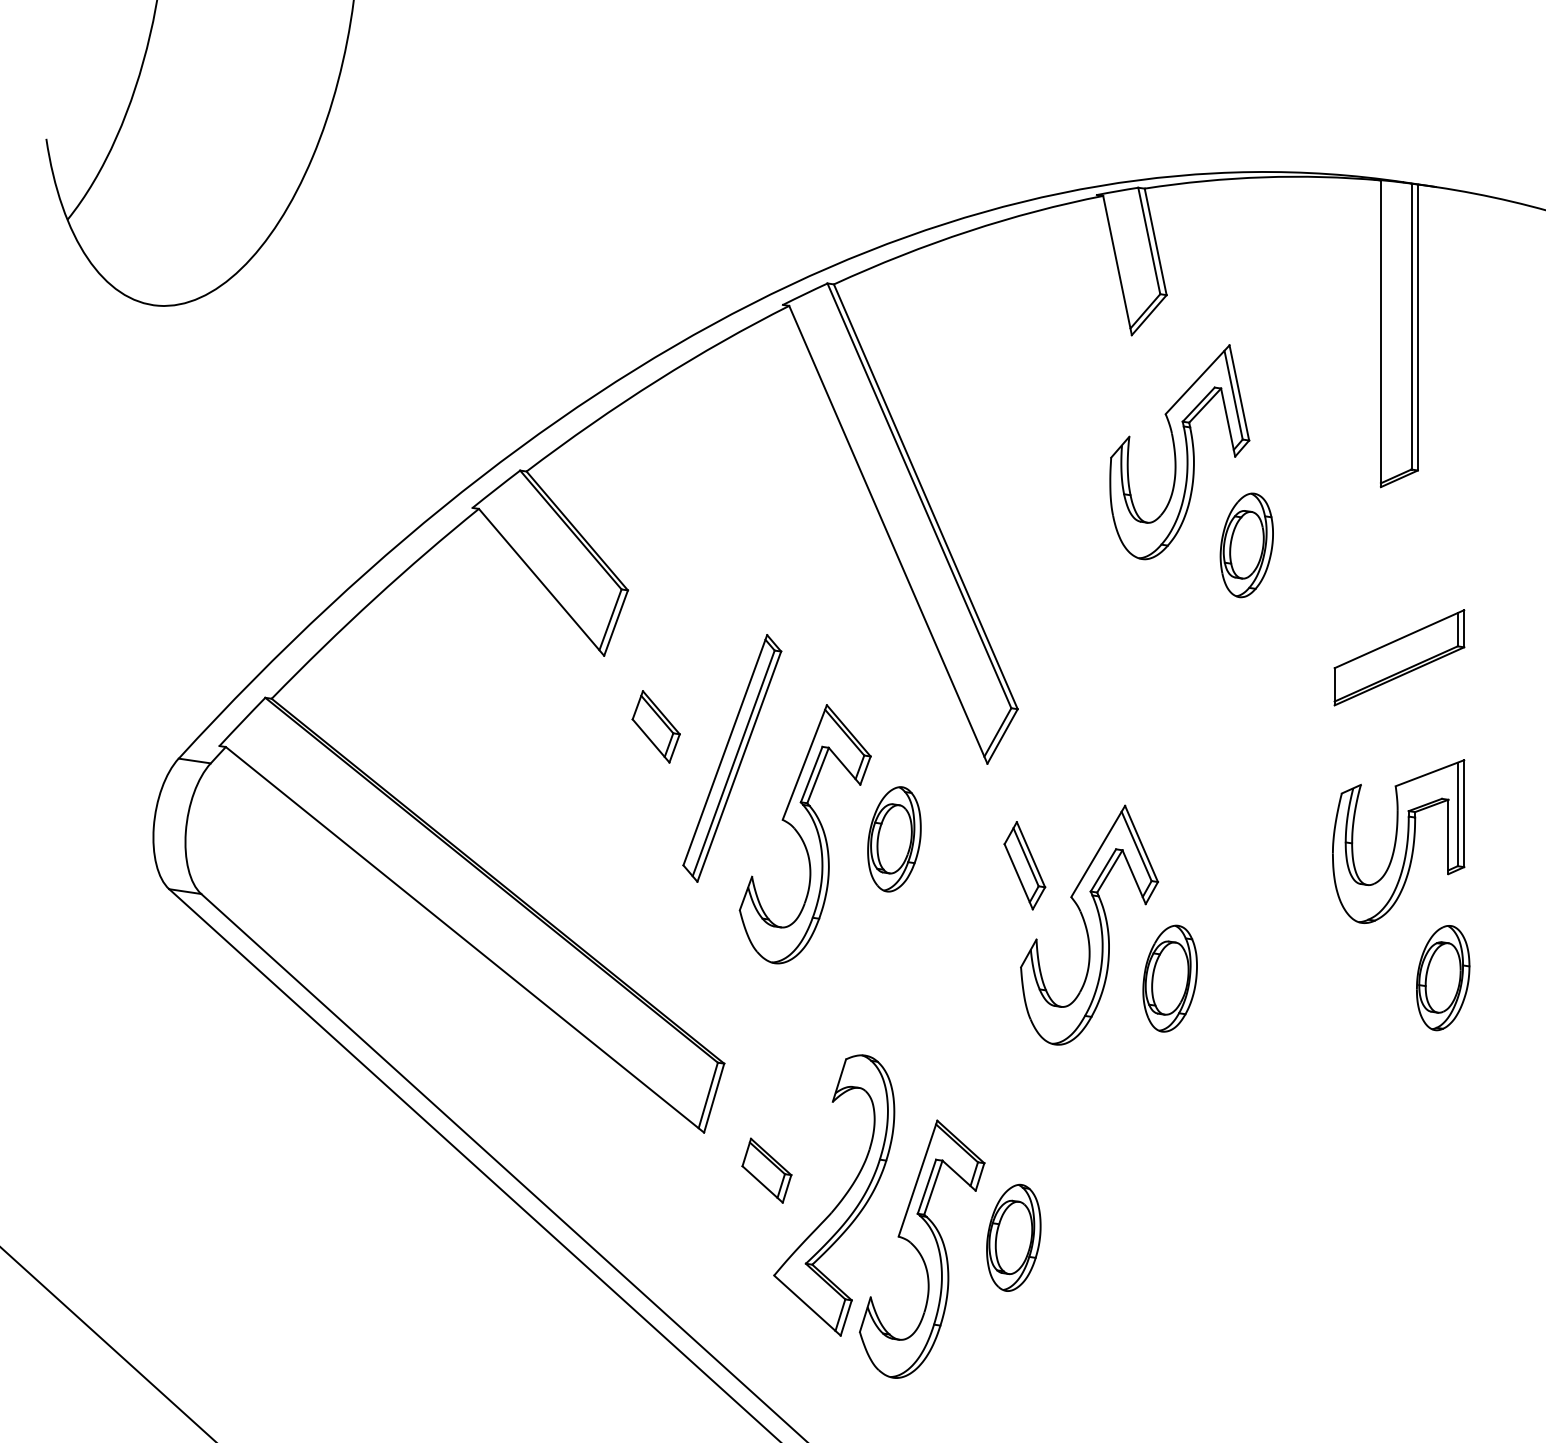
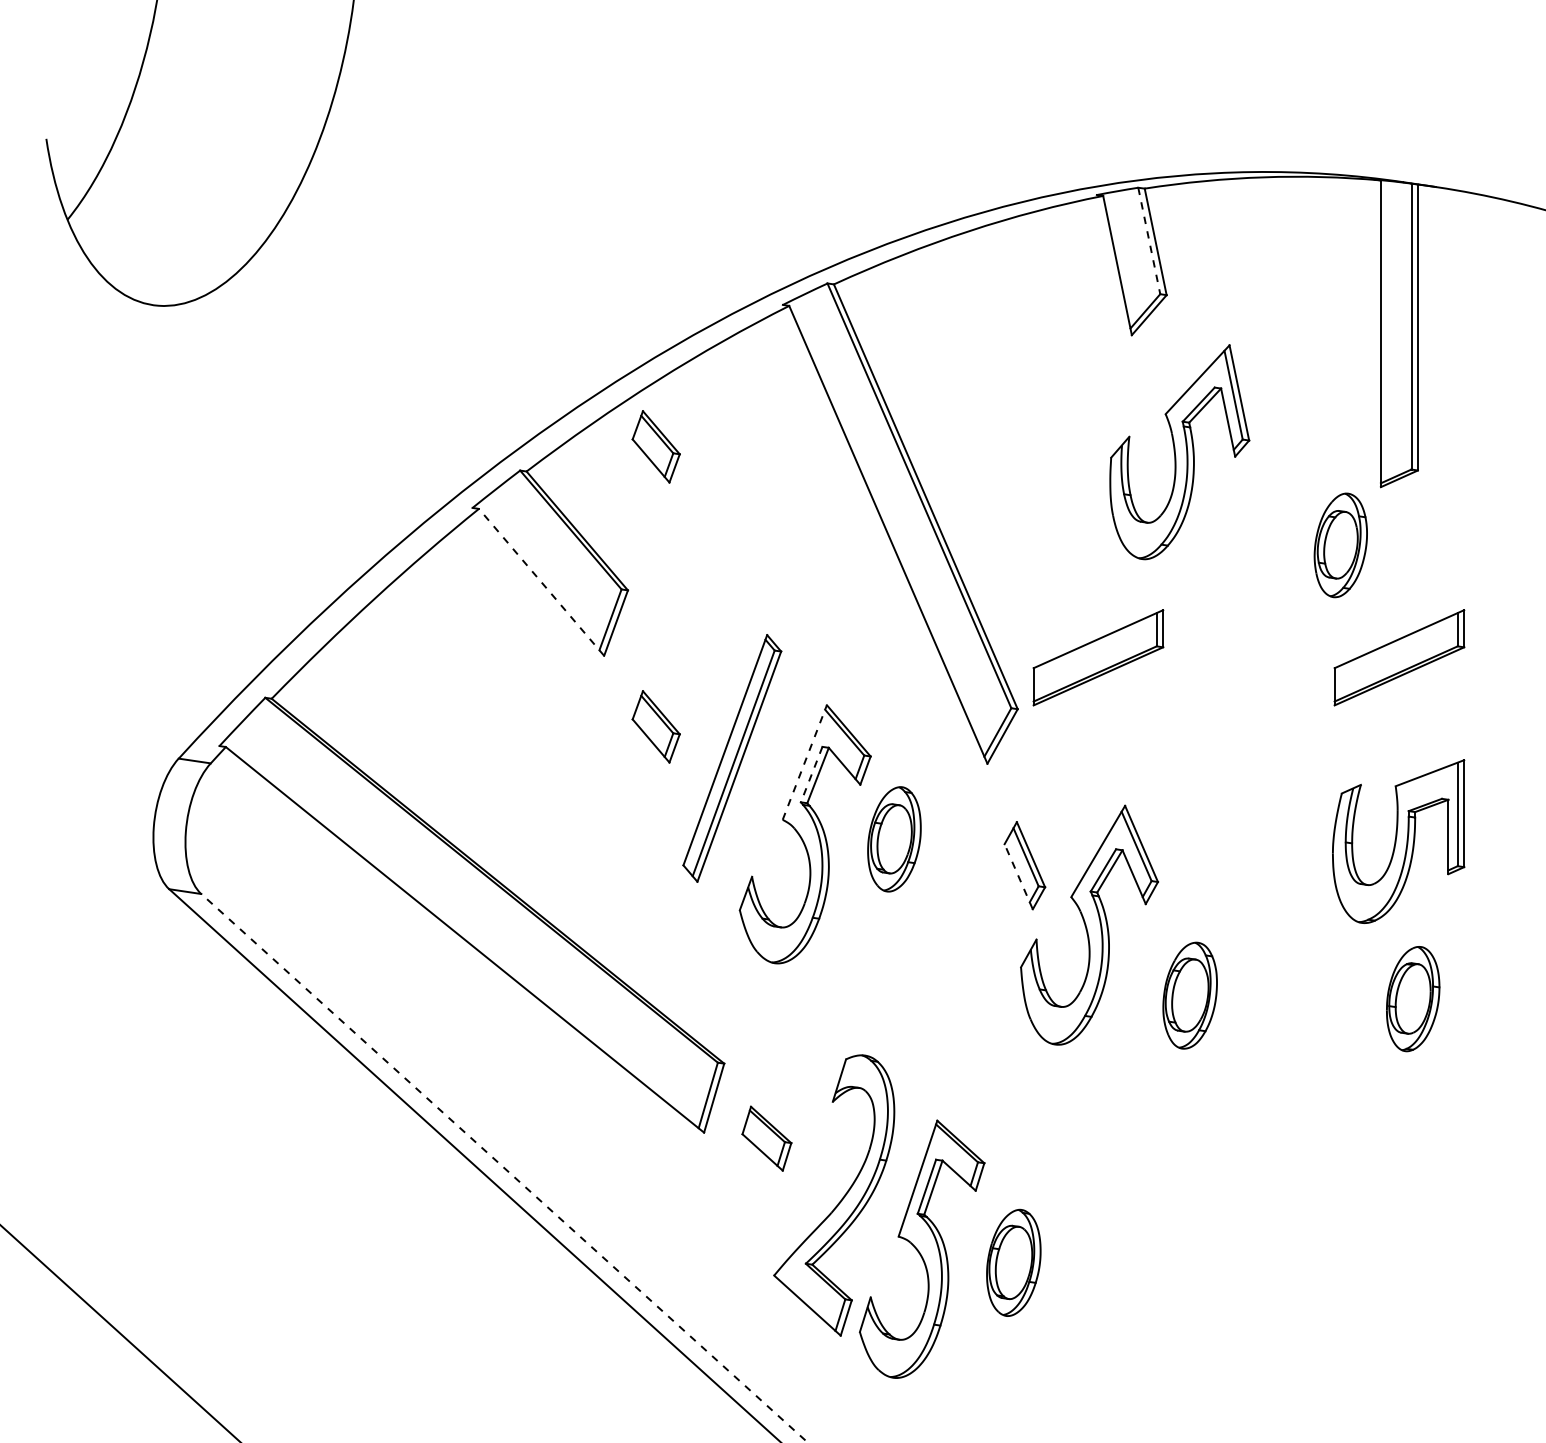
line: solid -> dashed (1149, 241)
part: none -> present (655, 446)
part position: (1246, 545) -> (1340, 545) (1340, 545)
line: solid -> dashed (541, 582)
part: none -> present (1098, 657)
line: solid -> dashed (804, 762)
line: solid -> dashed (811, 774)
line: solid -> dashed (1018, 876)
part position: (1169, 978) -> (1189, 995) (1189, 995)
part position: (1443, 978) -> (1413, 999) (1413, 999)
line: solid -> dashed (504, 1168)
part position: (766, 1170) -> (766, 1138) (766, 1138)
part position: (1013, 1237) -> (1013, 1262) (1013, 1262)
line position: (107, 1343) -> (119, 1332) (119, 1332)
